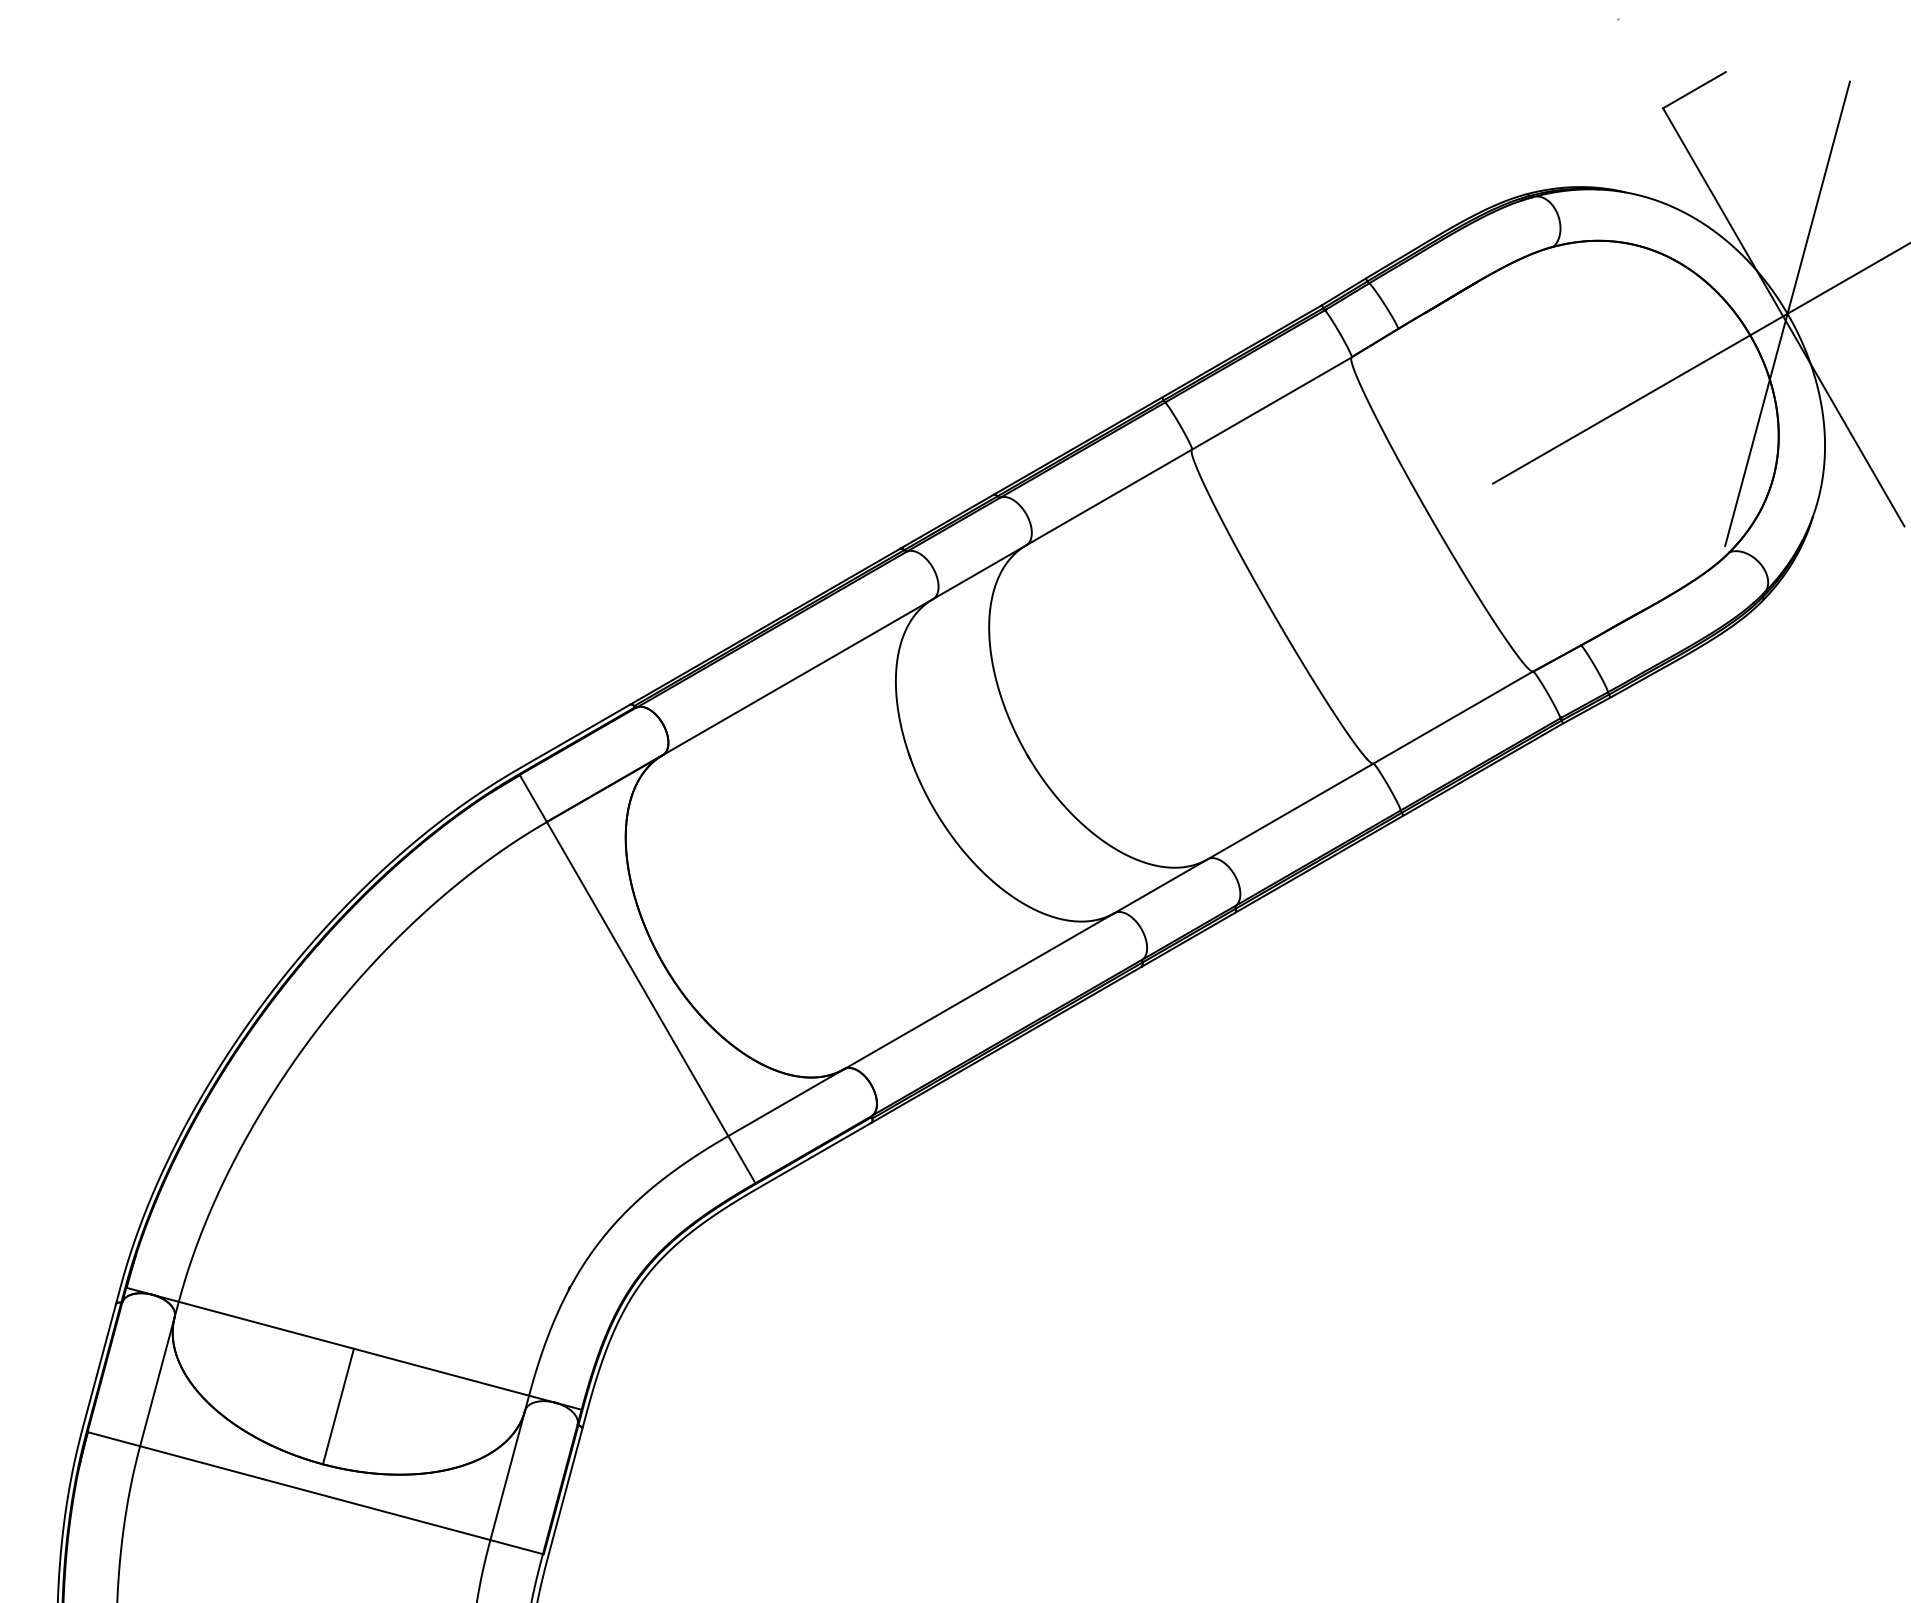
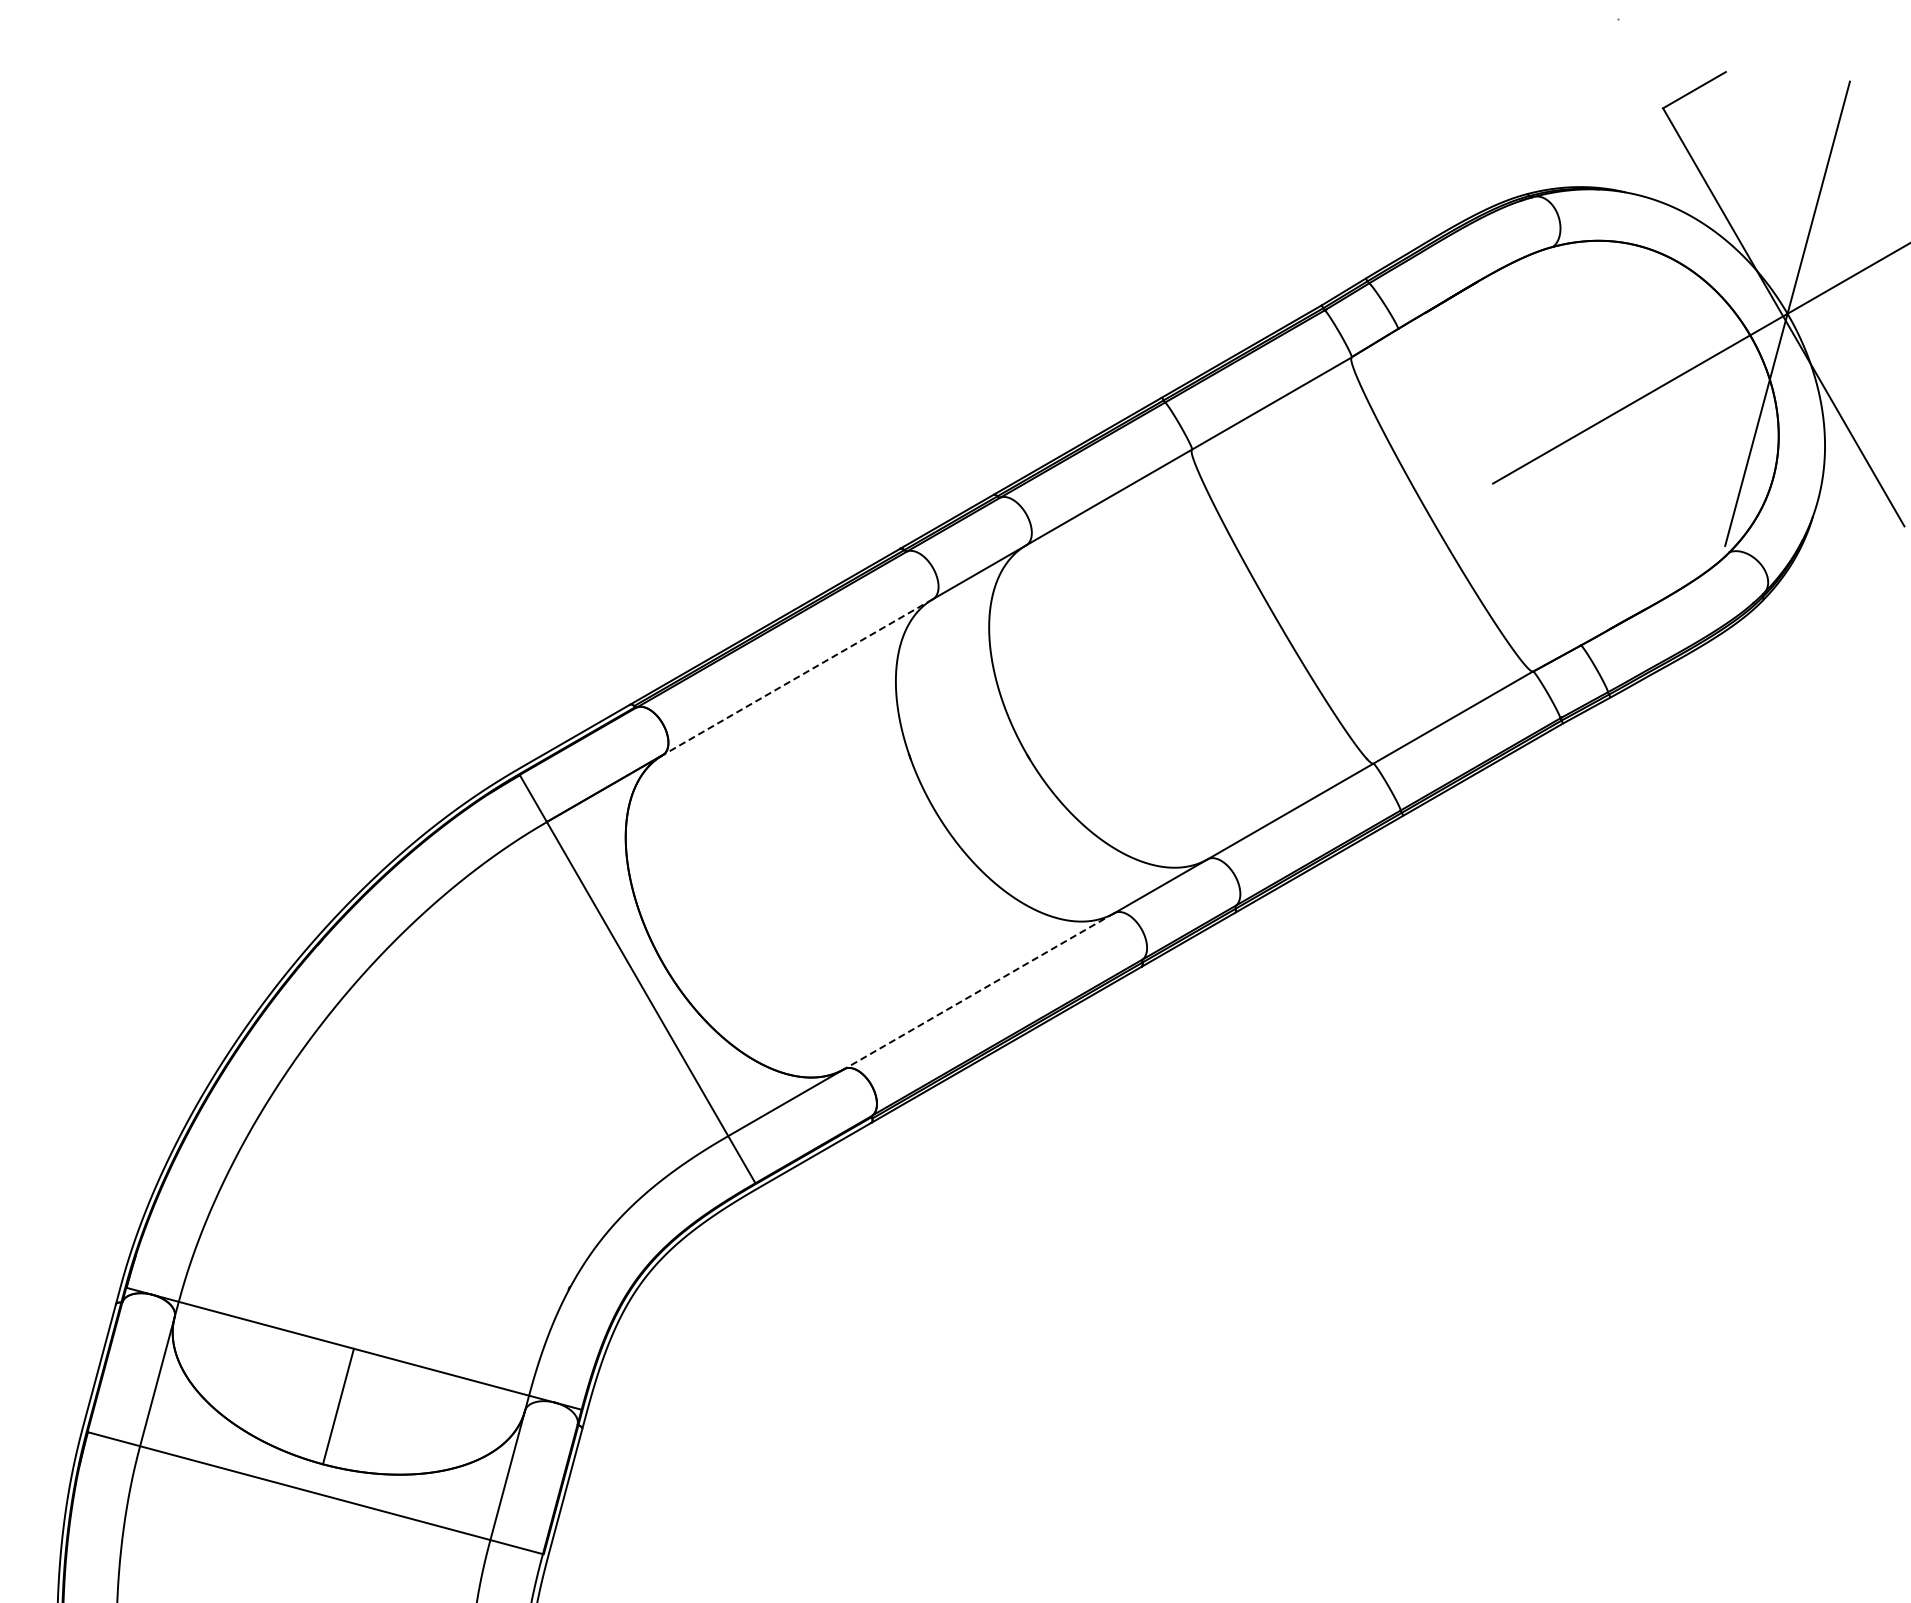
line: solid -> dashed (797, 677)
line: solid -> dashed (979, 991)
